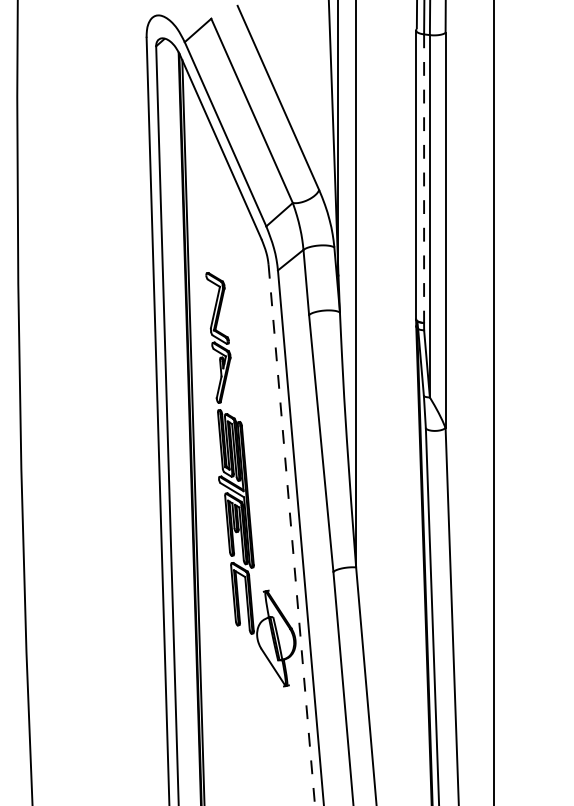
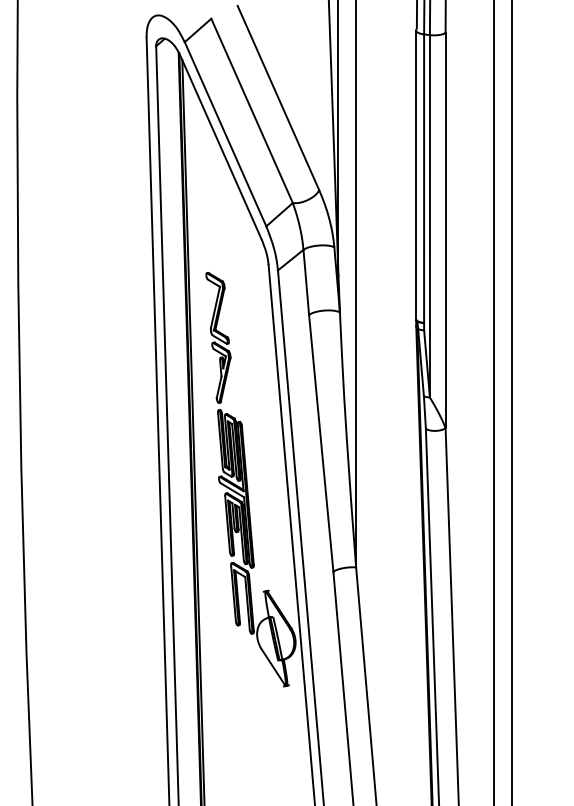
line: dashed -> solid (424, 179)
line: none -> present (511, 402)
line: dashed -> solid (291, 535)
